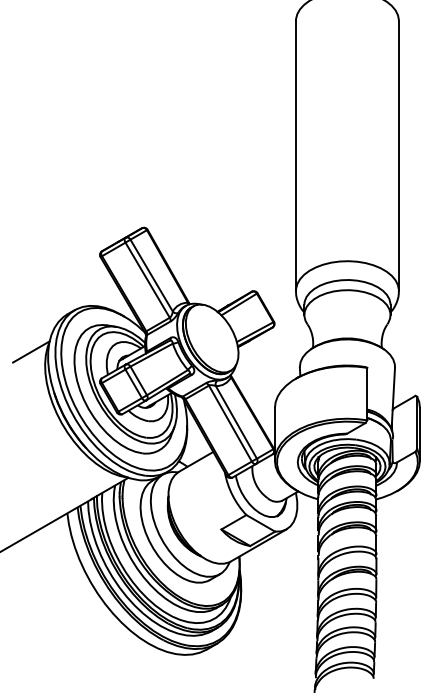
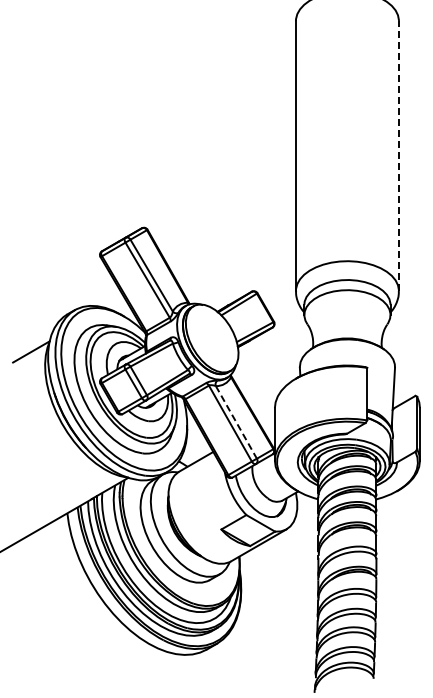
line: solid -> dashed (398, 155)
line: solid -> dashed (236, 422)
